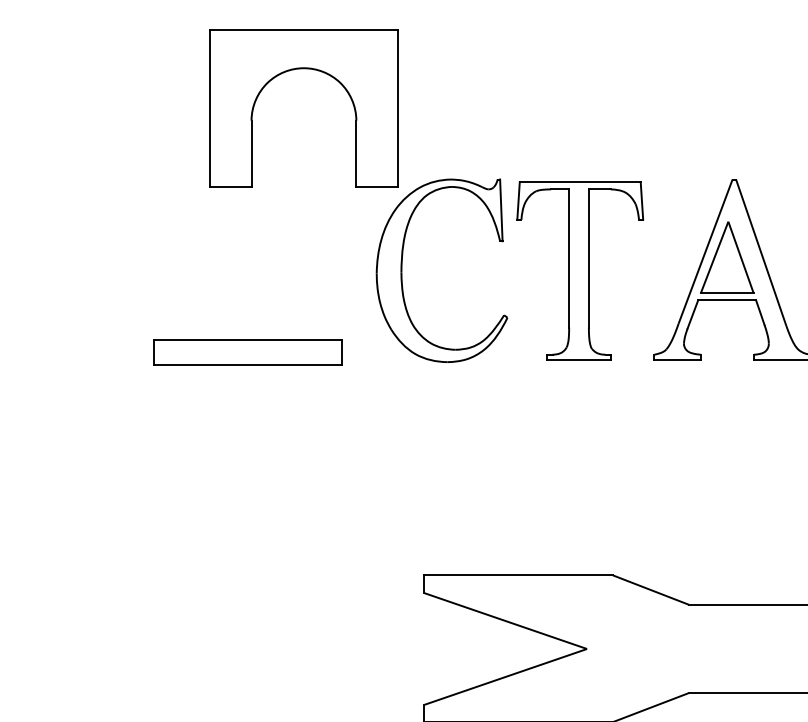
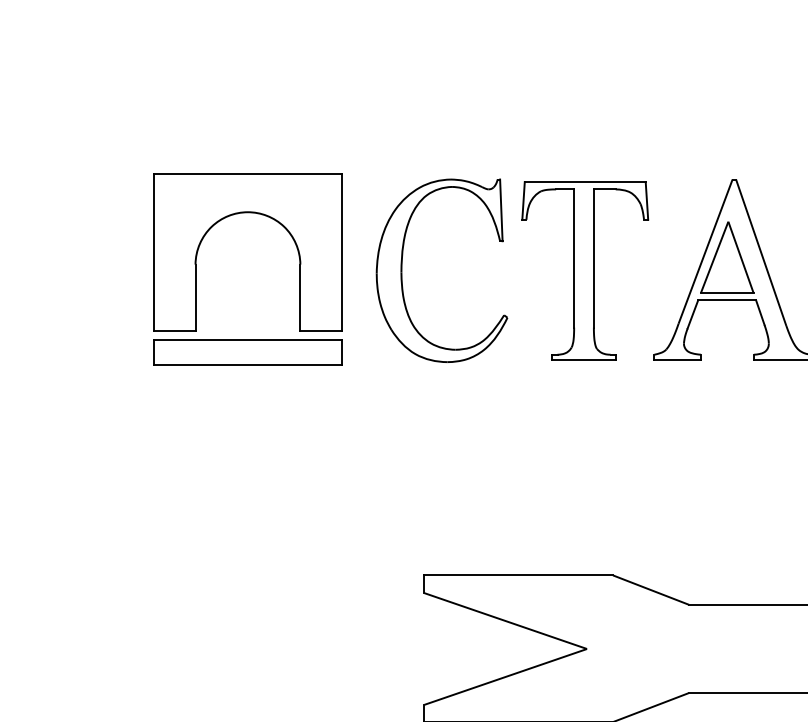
part position: (303, 69) -> (247, 213) (247, 213)
part position: (580, 270) -> (585, 270) (585, 270)
